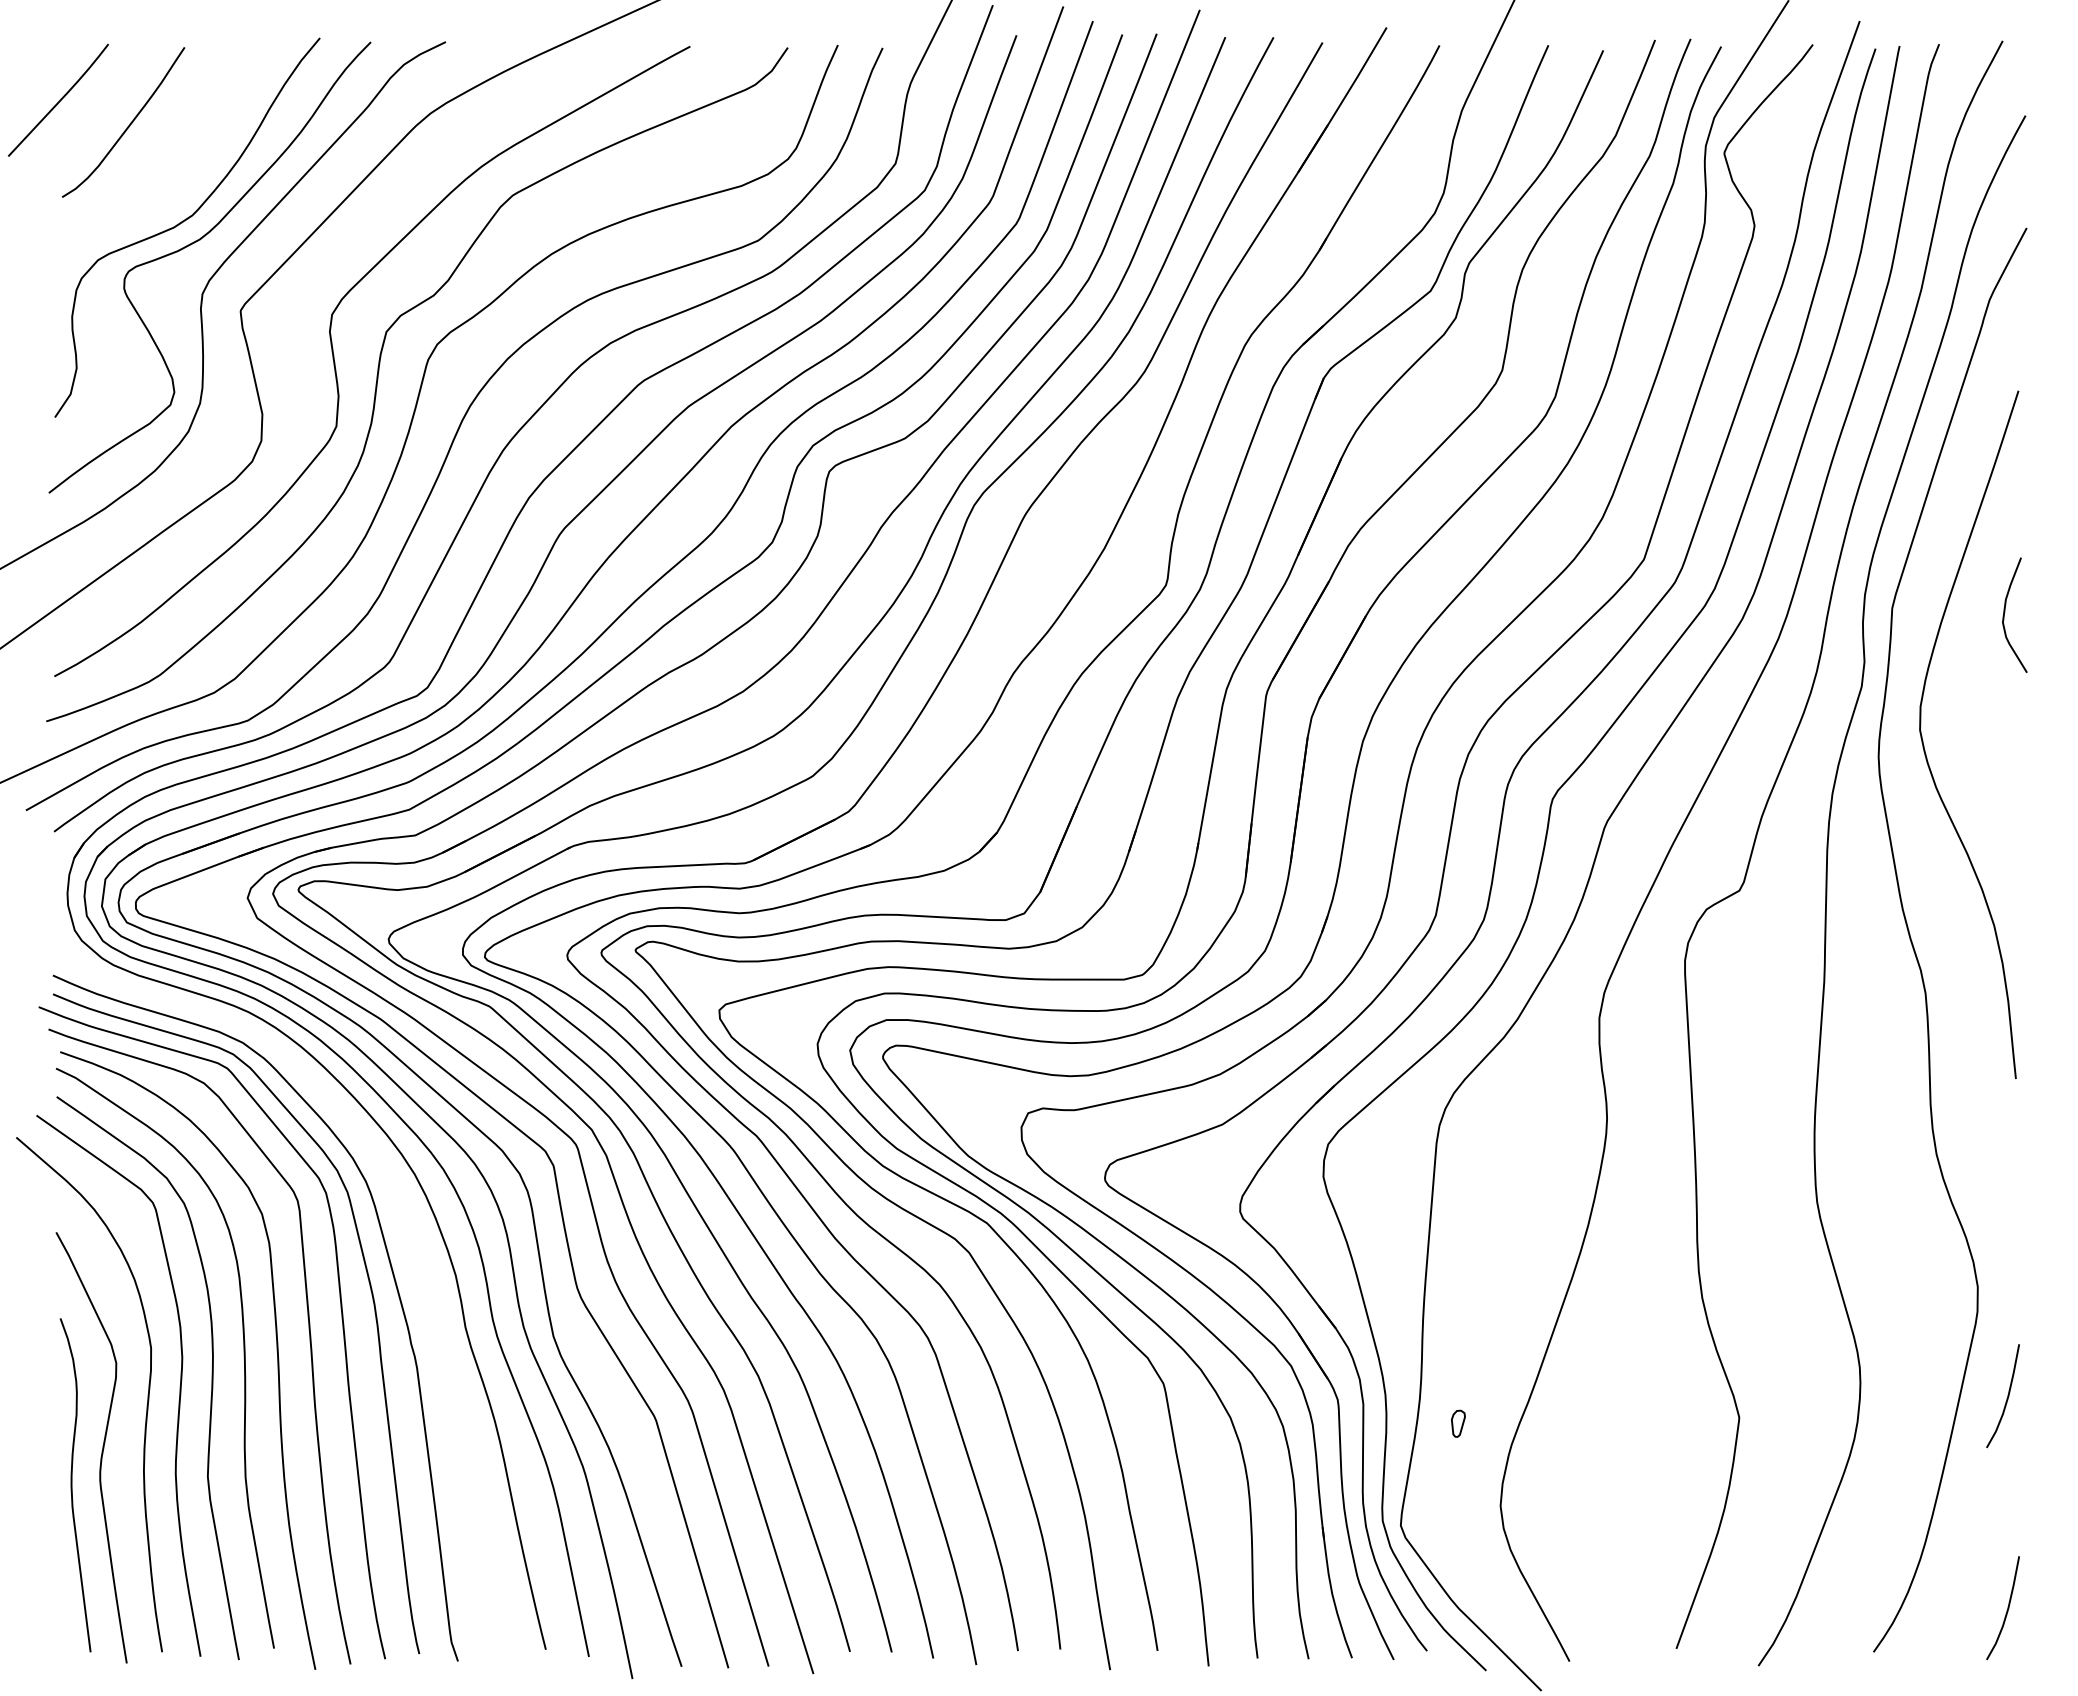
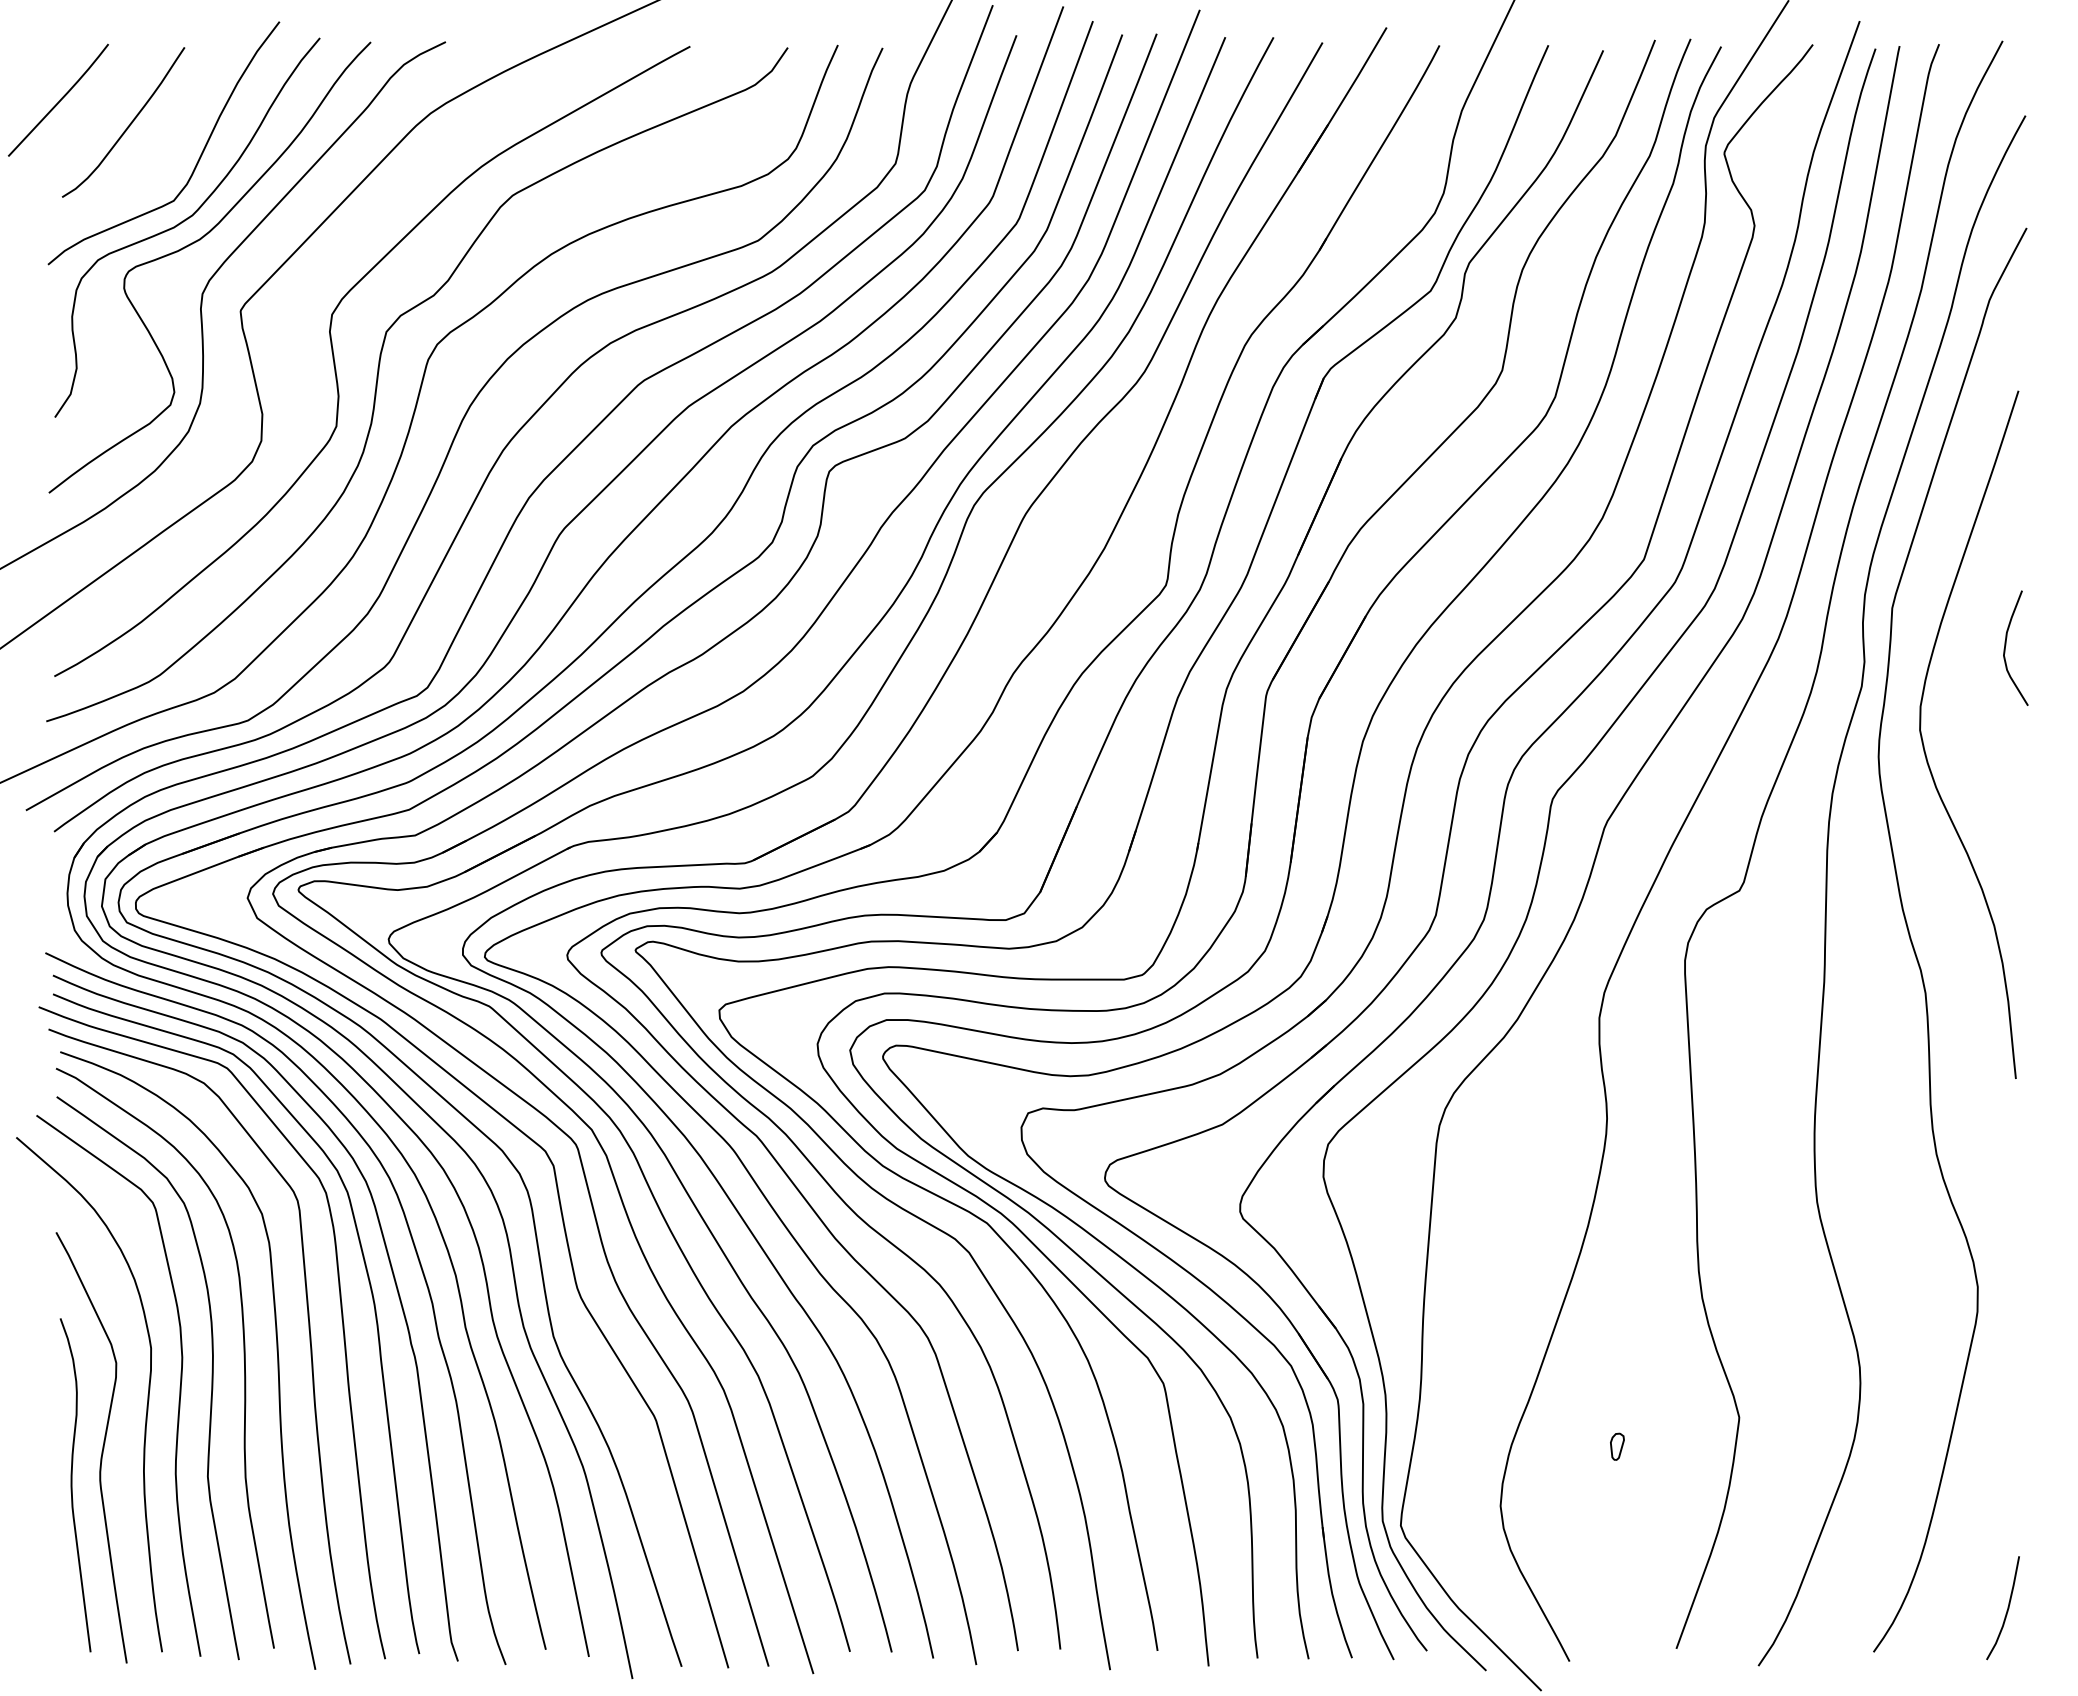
curve: none -> present (197, 160)
curve position: (2005, 612) -> (2006, 645) (2006, 645)
curve: none -> present (419, 1265)
curve: present -> none (2006, 1398)
part position: (1458, 1423) -> (1617, 1446) (1617, 1446)
